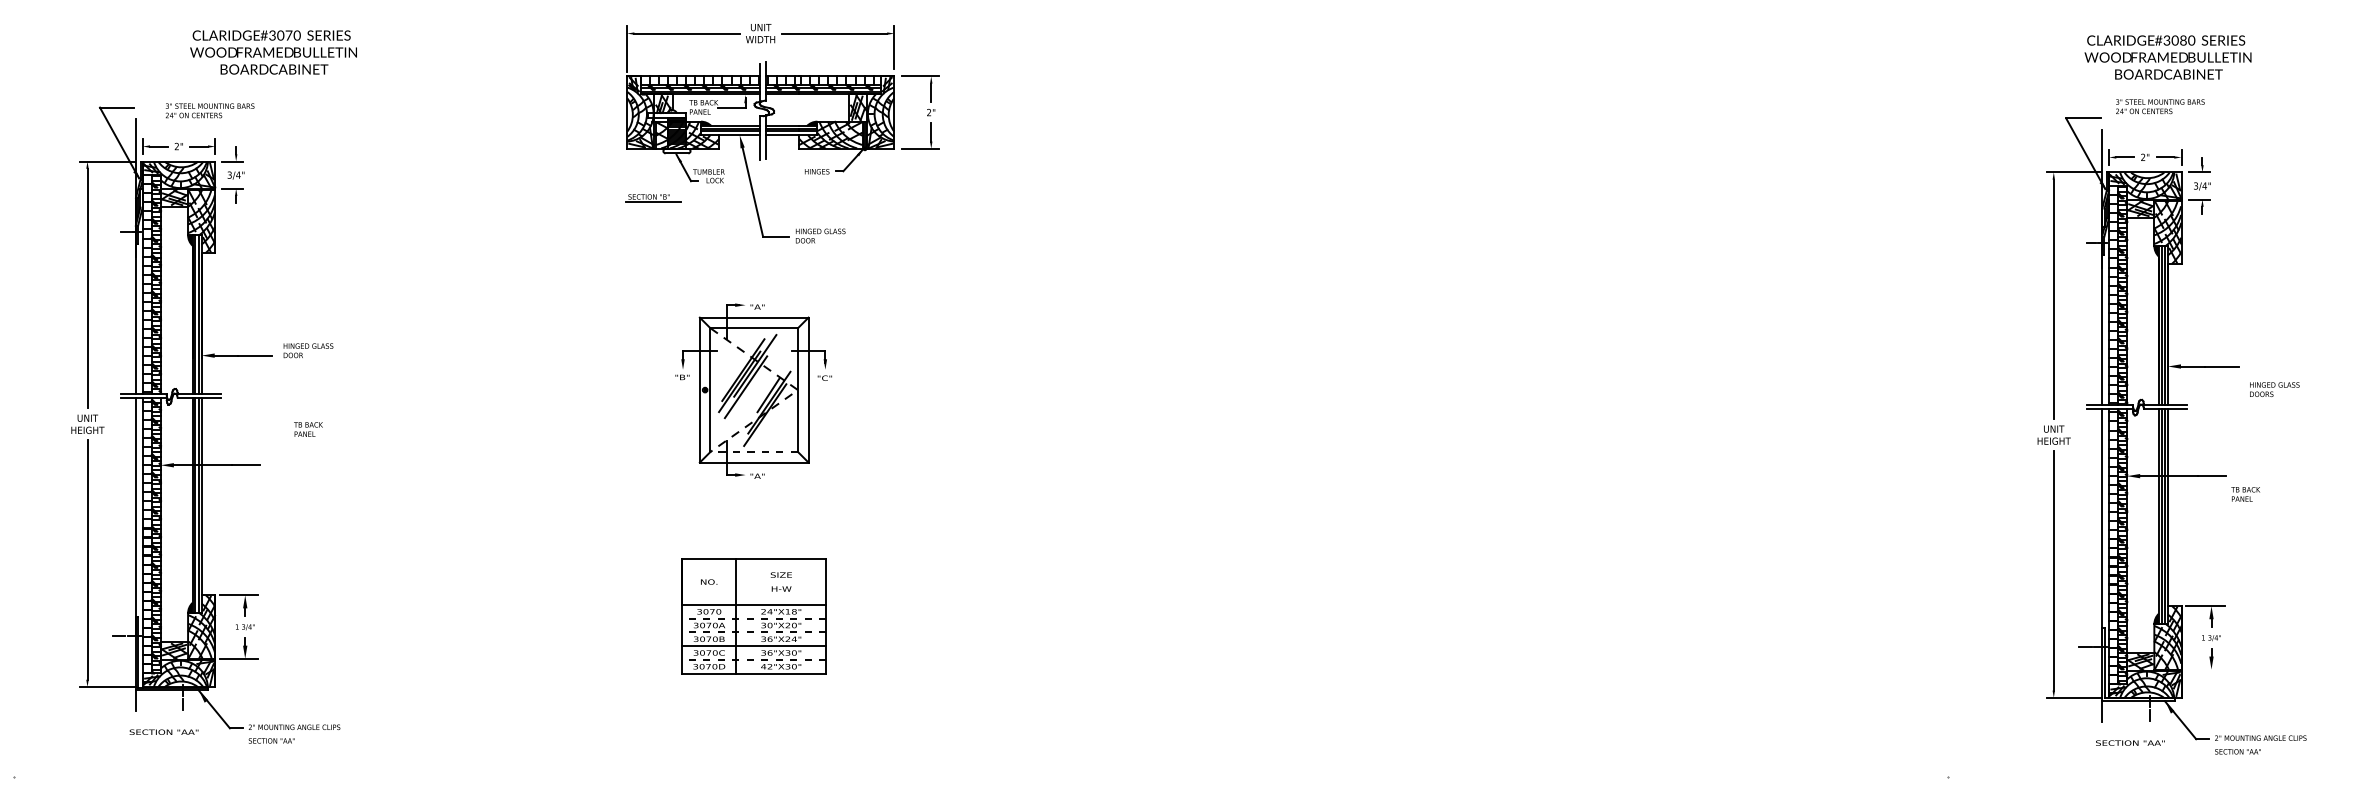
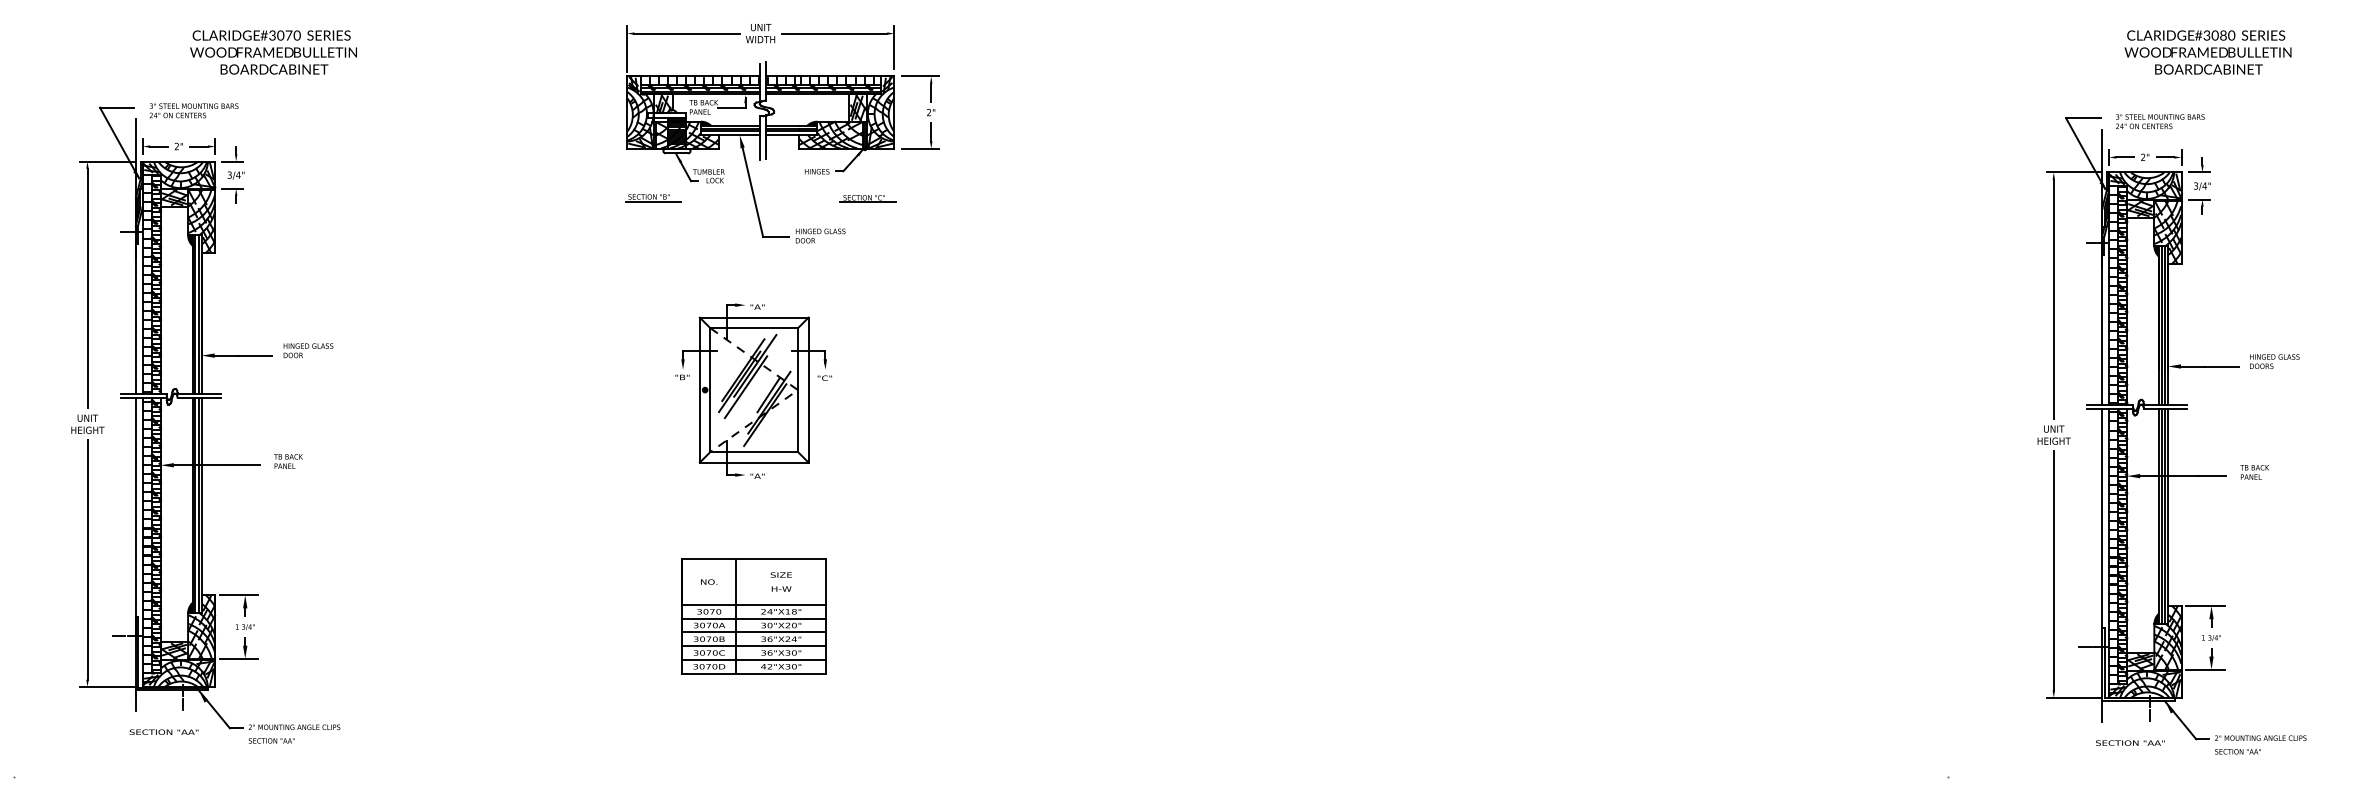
text position: (2167, 57) -> (2207, 52) (2207, 52)
text position: (2160, 106) -> (2160, 121) (2160, 121)
text position: (209, 110) -> (193, 110) (193, 110)
part: none -> present (867, 198)
text position: (2274, 389) -> (2274, 361) (2274, 361)
text position: (308, 429) -> (288, 461) (288, 461)
line: dashed -> solid (754, 451)
text position: (2245, 494) -> (2254, 472) (2254, 472)
line: dashed -> solid (753, 618)
line: dashed -> solid (753, 632)
line: dashed -> solid (753, 659)
line: none -> present (2205, 669)
